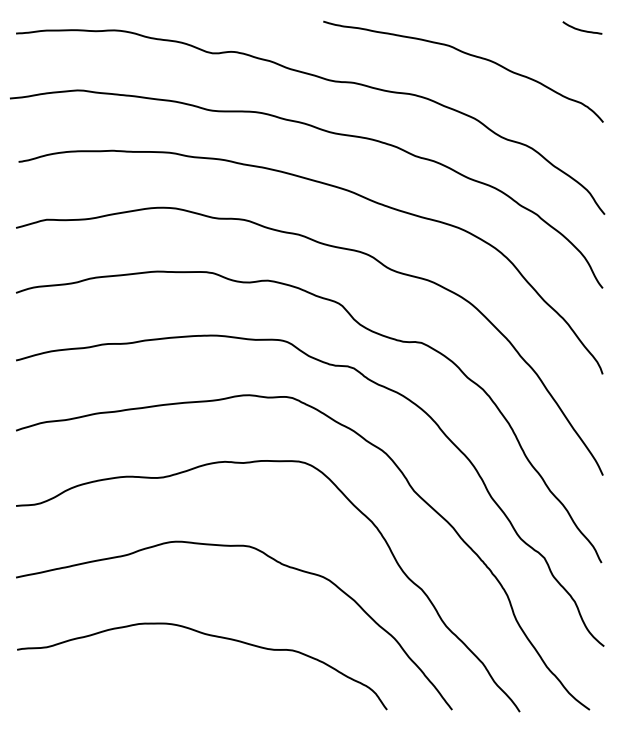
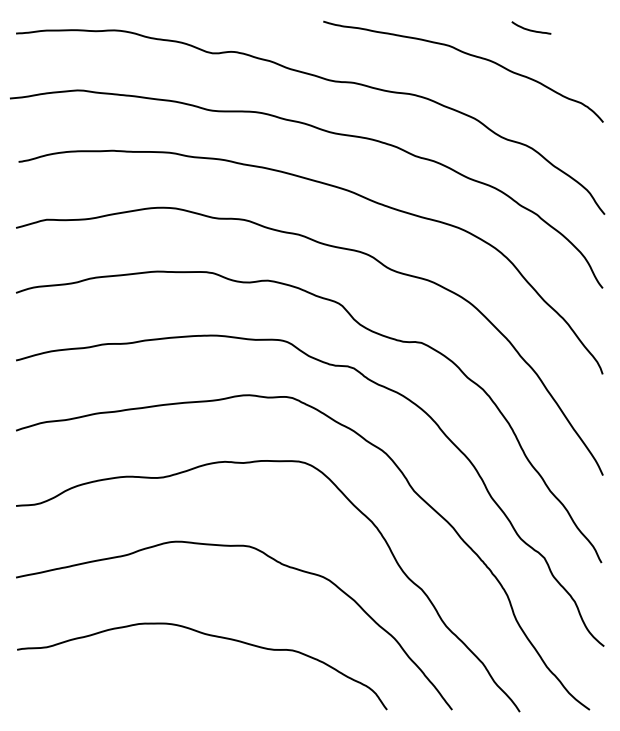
curve position: (582, 29) -> (531, 29) (531, 29)
